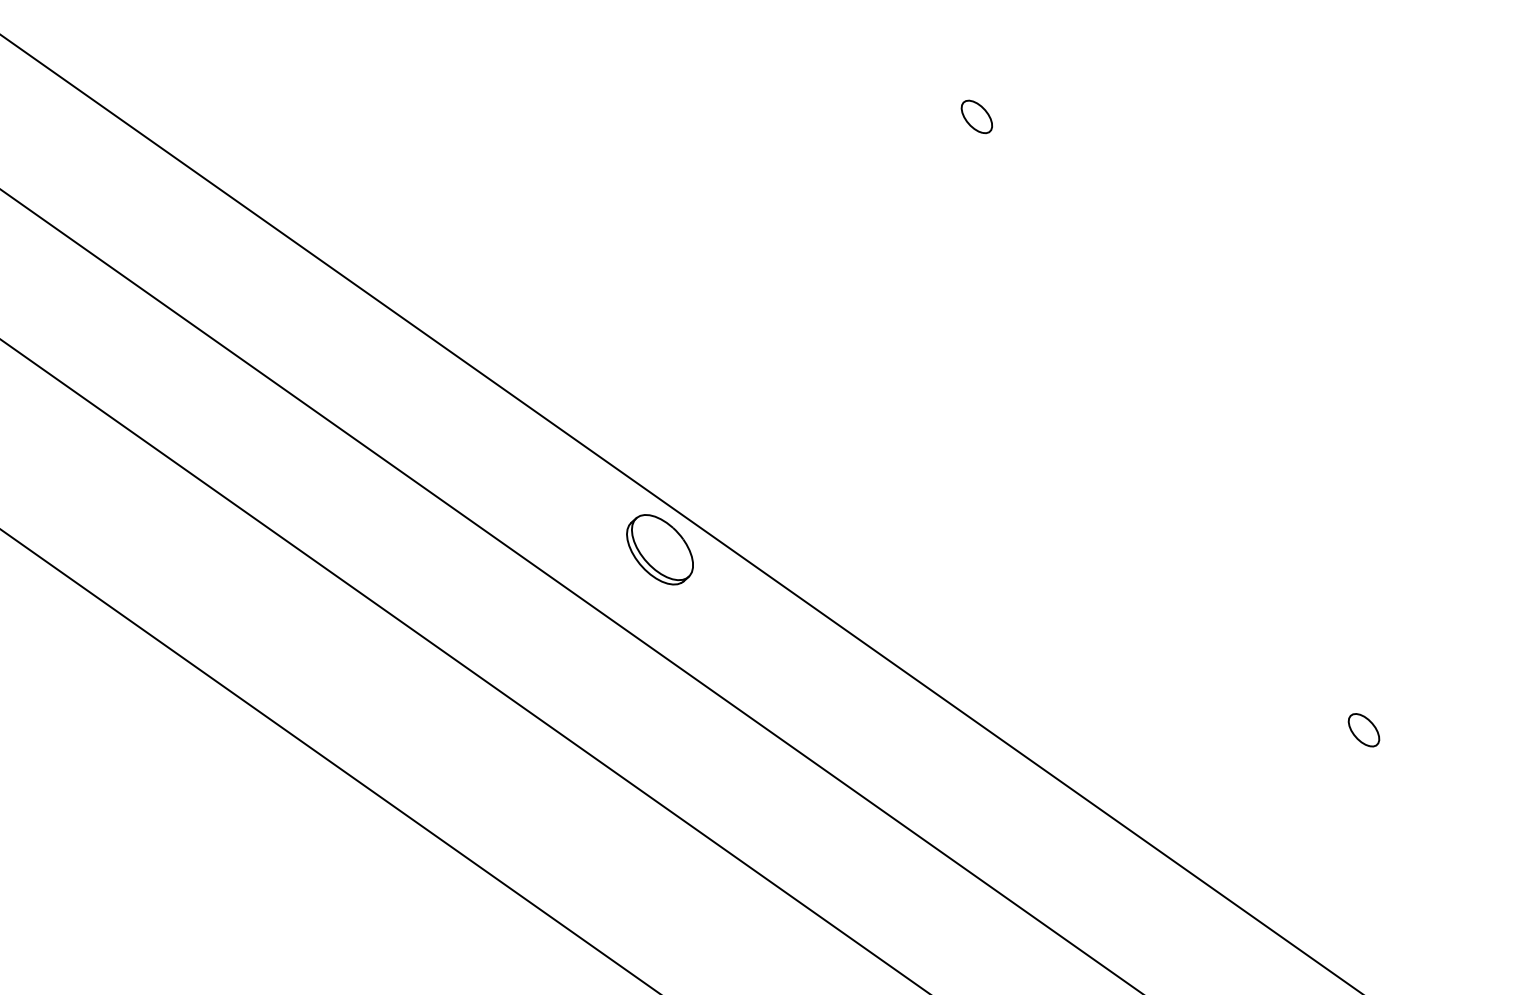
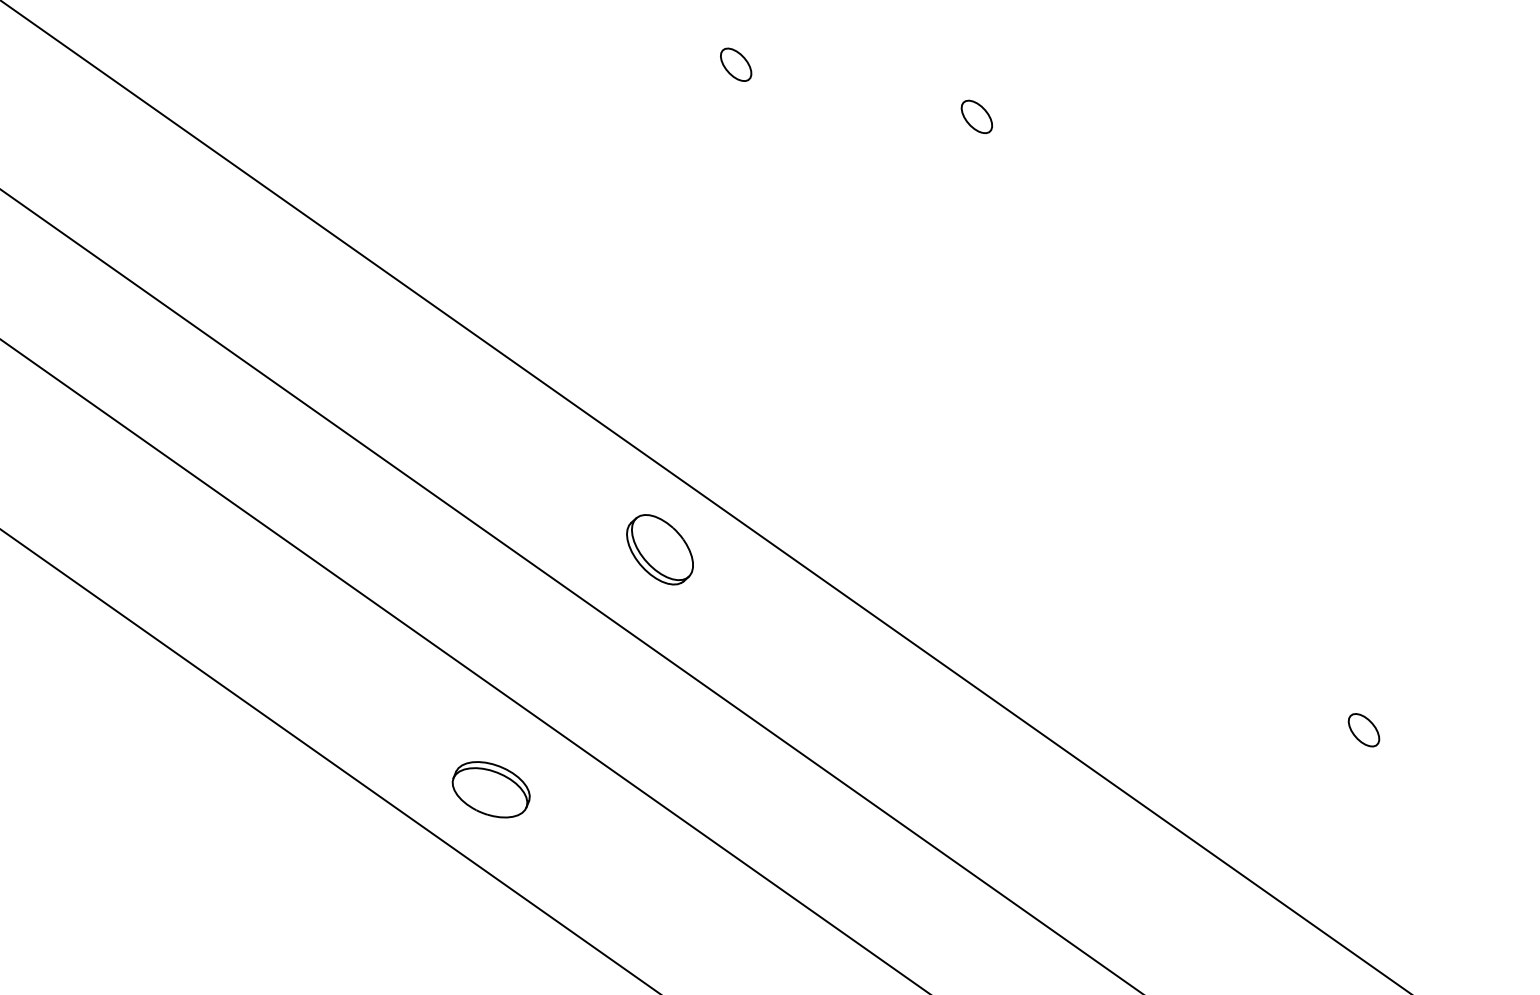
part: none -> present (736, 64)
line position: (680, 513) -> (704, 496) (704, 496)
part: none -> present (490, 789)
